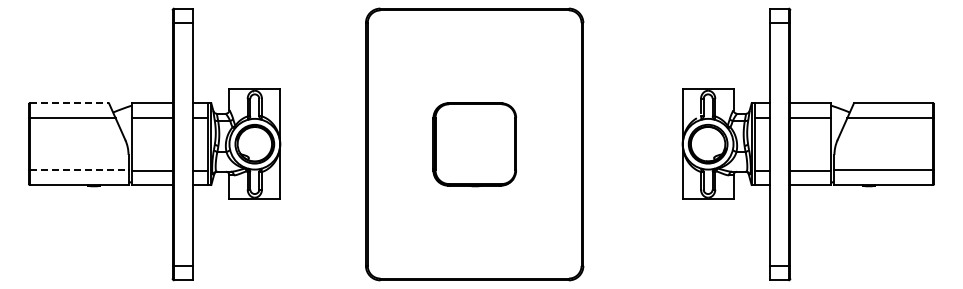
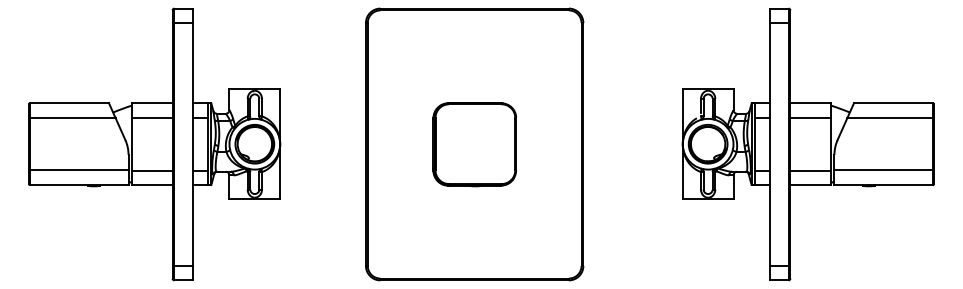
line: dashed -> solid (69, 103)
line: dashed -> solid (79, 170)
